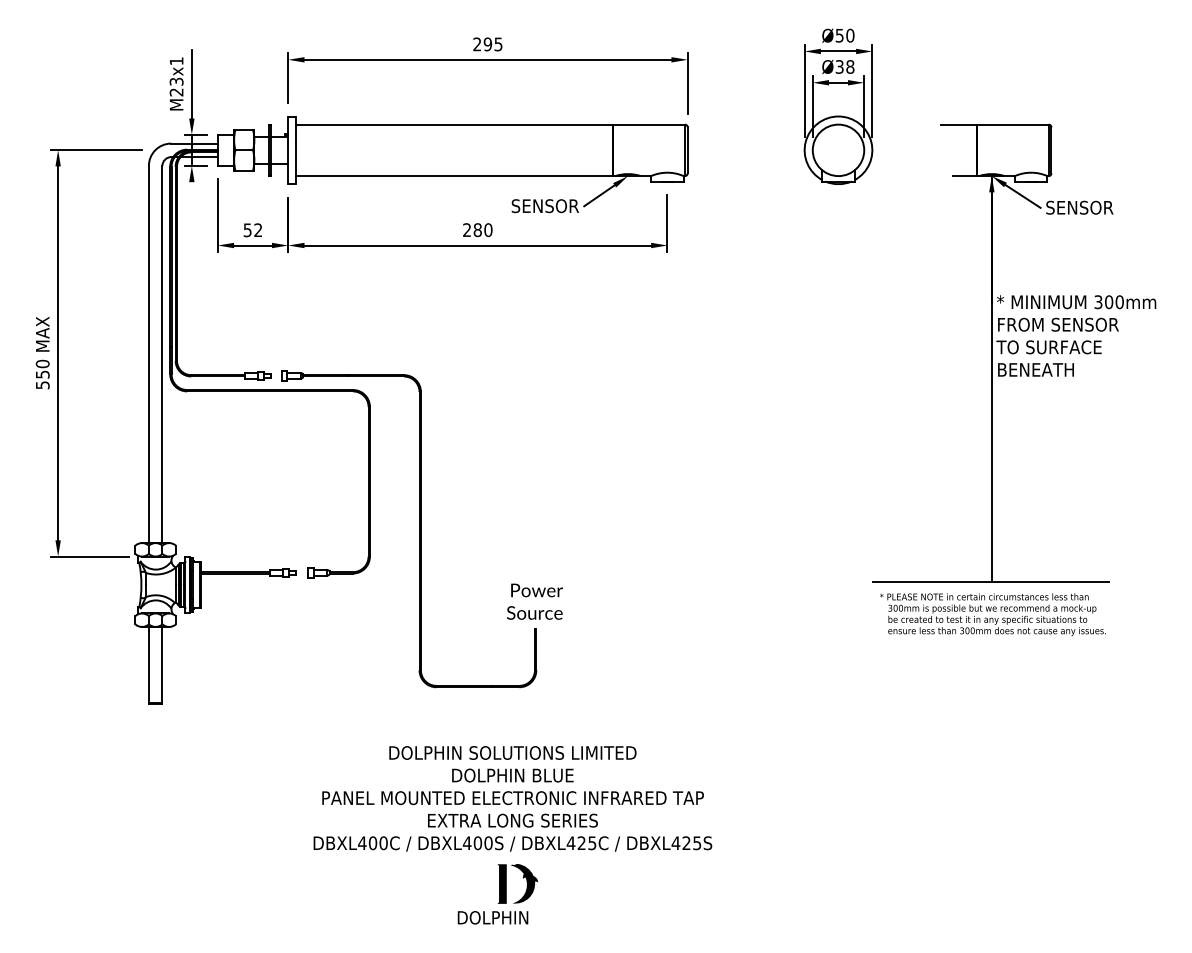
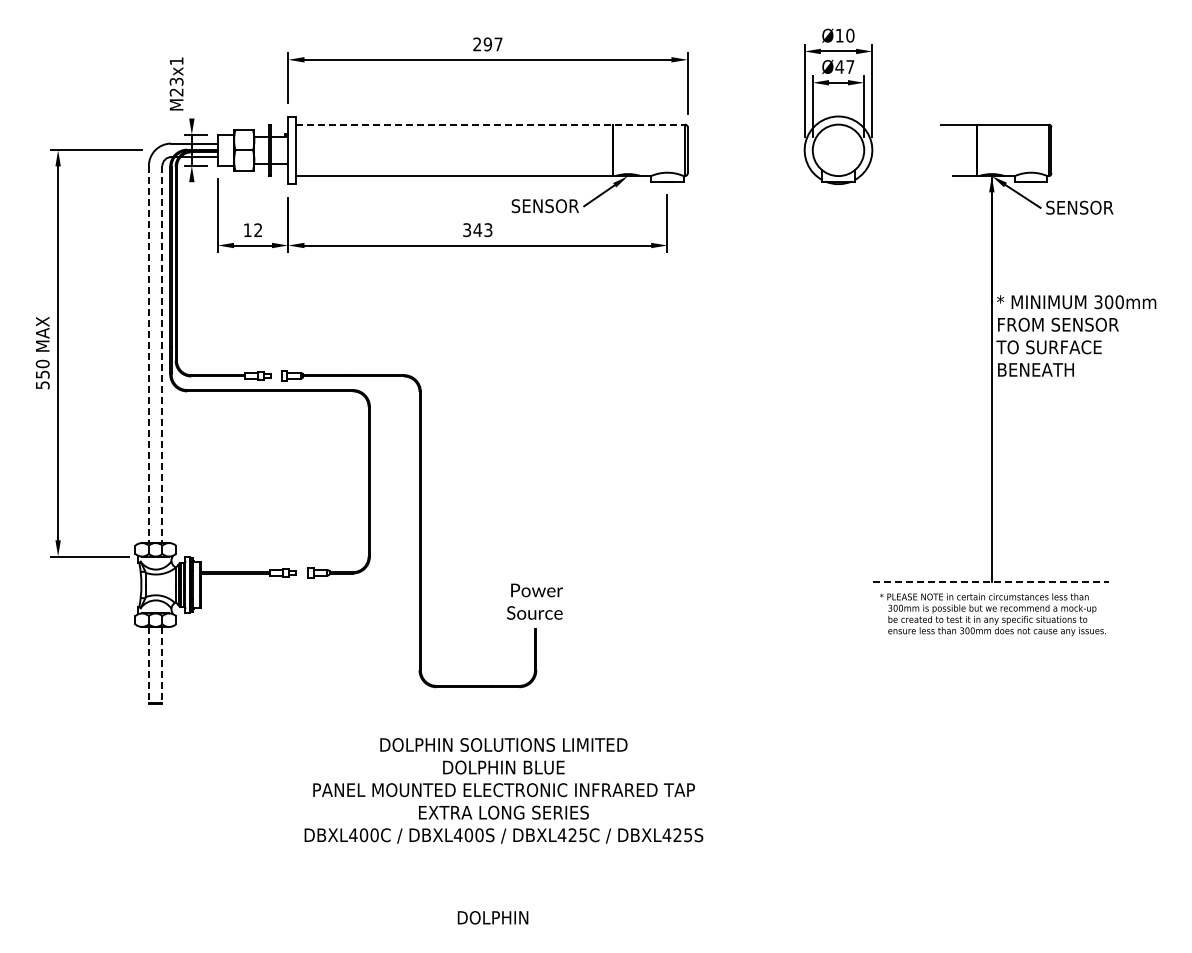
text: Ø50 -> Ø10 (839, 35)
text: 295 -> 297 (498, 44)
text: Ø38 -> Ø47 (844, 66)
line: present -> none (191, 83)
line: solid -> dashed (491, 124)
text: 52 -> 12 (247, 230)
text: 280 -> 343 (477, 230)
line: solid -> dashed (148, 354)
line: solid -> dashed (162, 354)
line: solid -> dashed (990, 582)
line: solid -> dashed (148, 665)
line: solid -> dashed (162, 665)
text position: (512, 798) -> (503, 790) (503, 790)
part: present -> none (523, 878)
